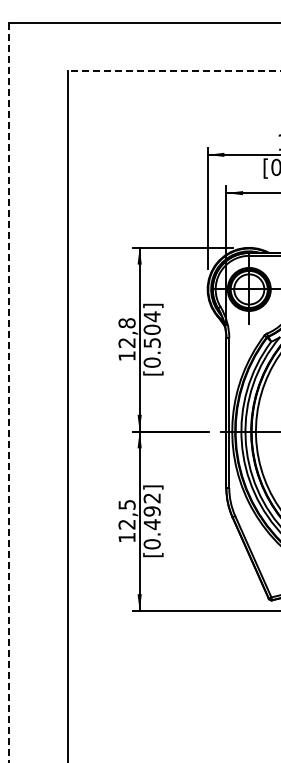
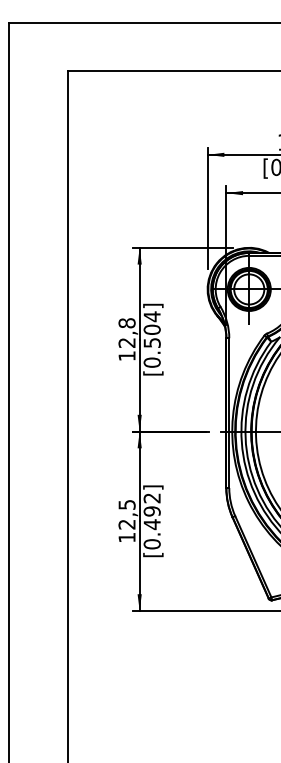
line: dashed -> solid (174, 70)
line: dashed -> solid (8, 392)
